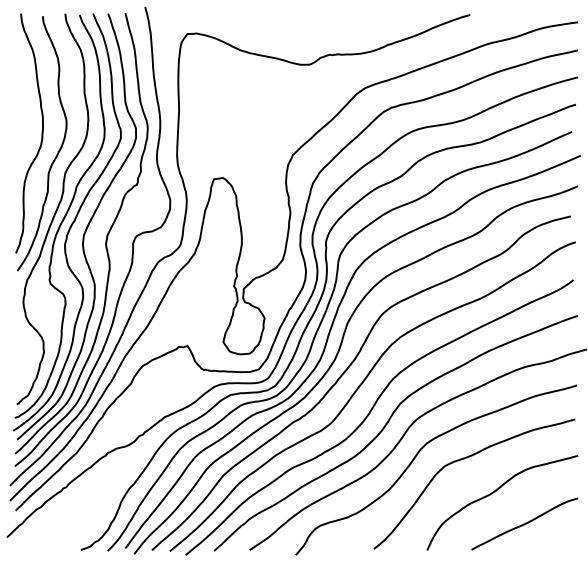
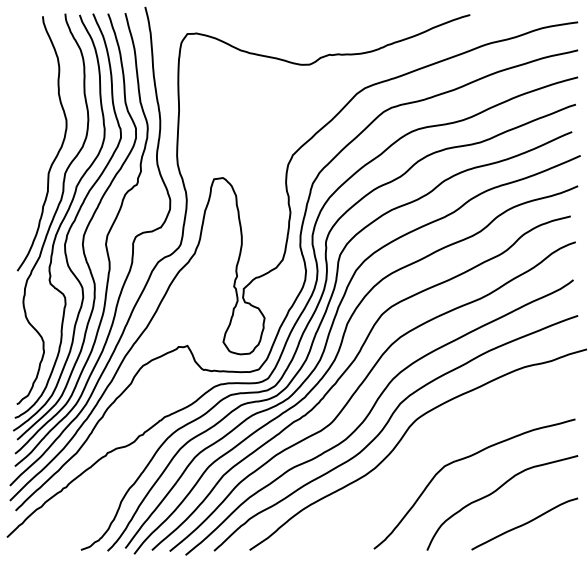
curve: present -> none (41, 133)
curve: present -> none (416, 457)
